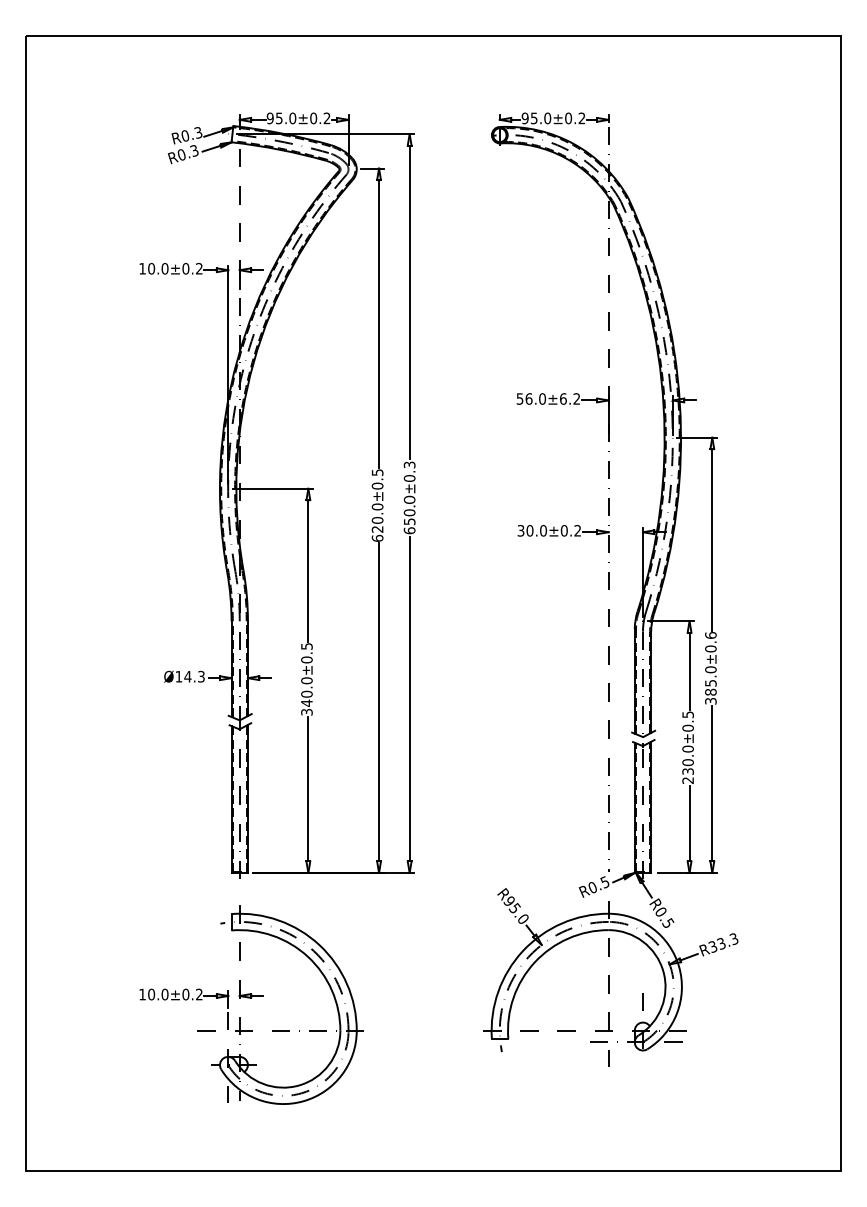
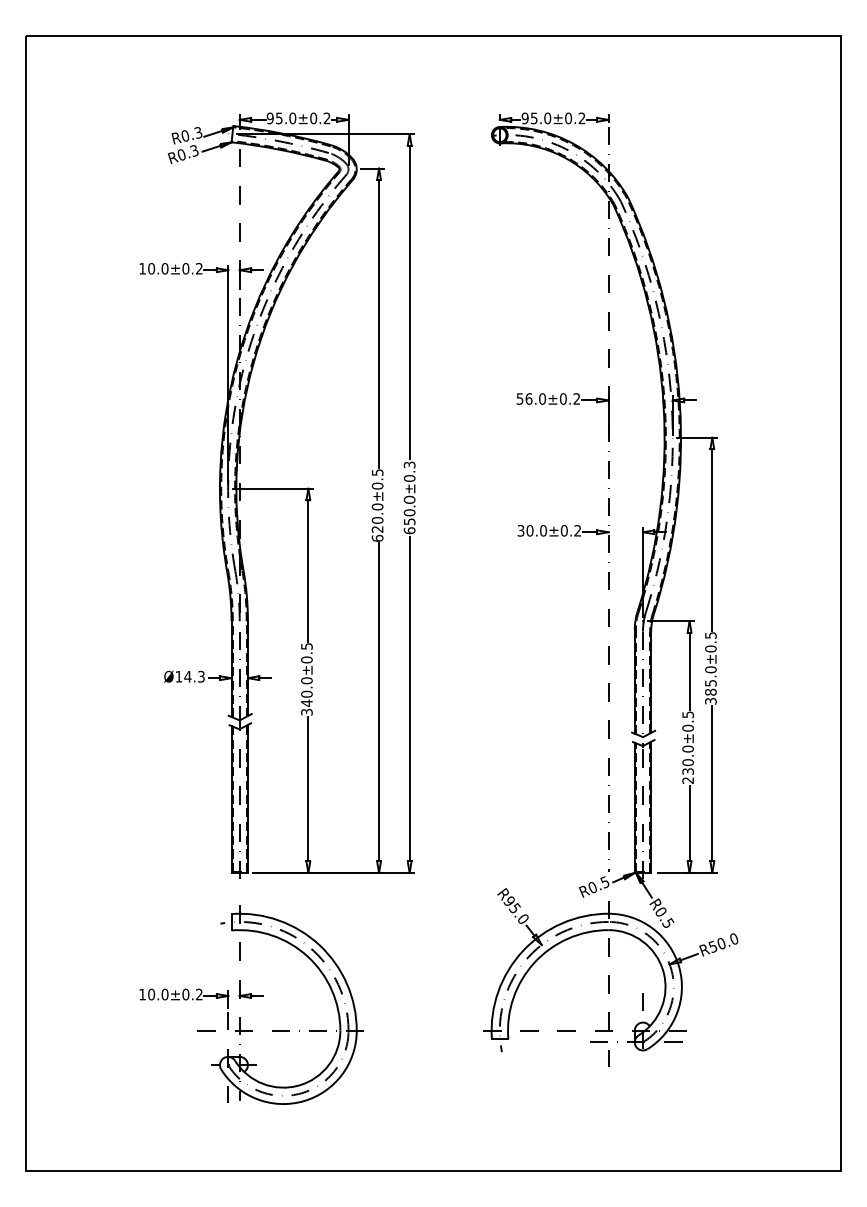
text: 56.0±6.2 -> 56.0±0.2 (563, 398)
text: 385.0±0.6 -> 385.0±0.5 (710, 635)
text: R33.3 -> R50.0 (723, 941)
